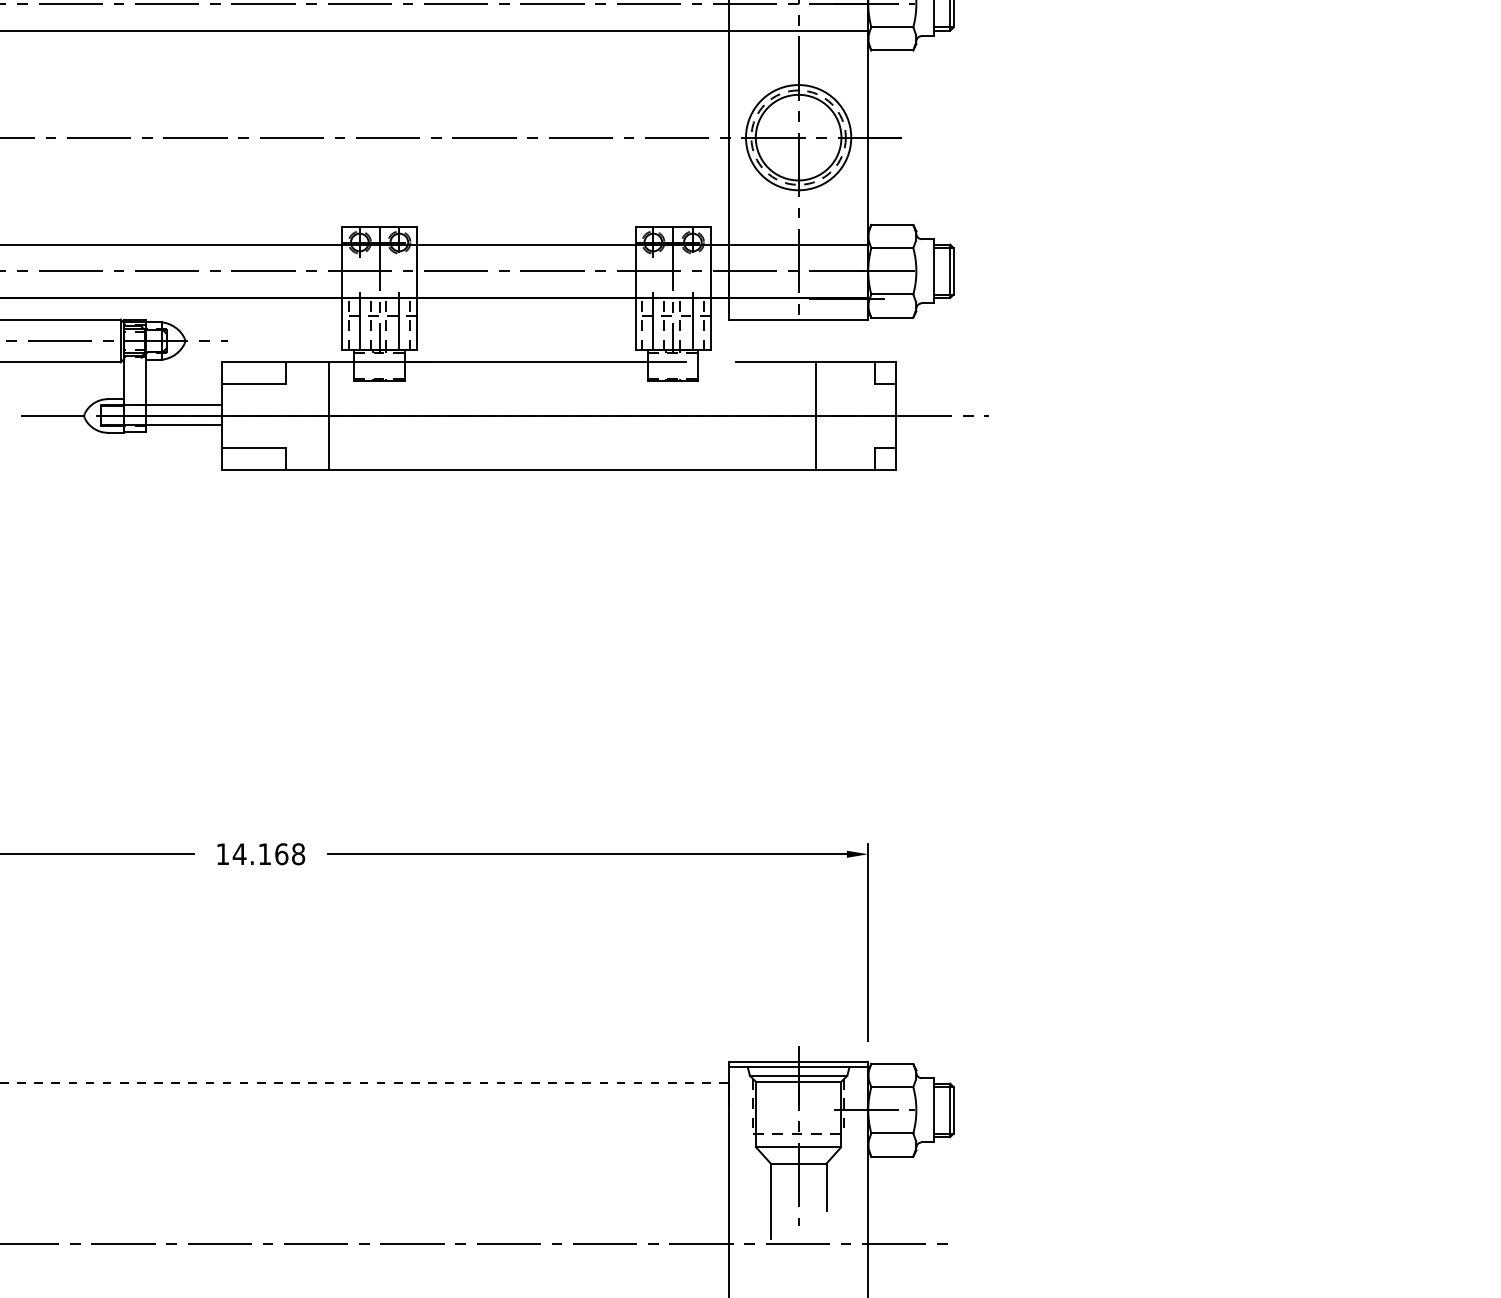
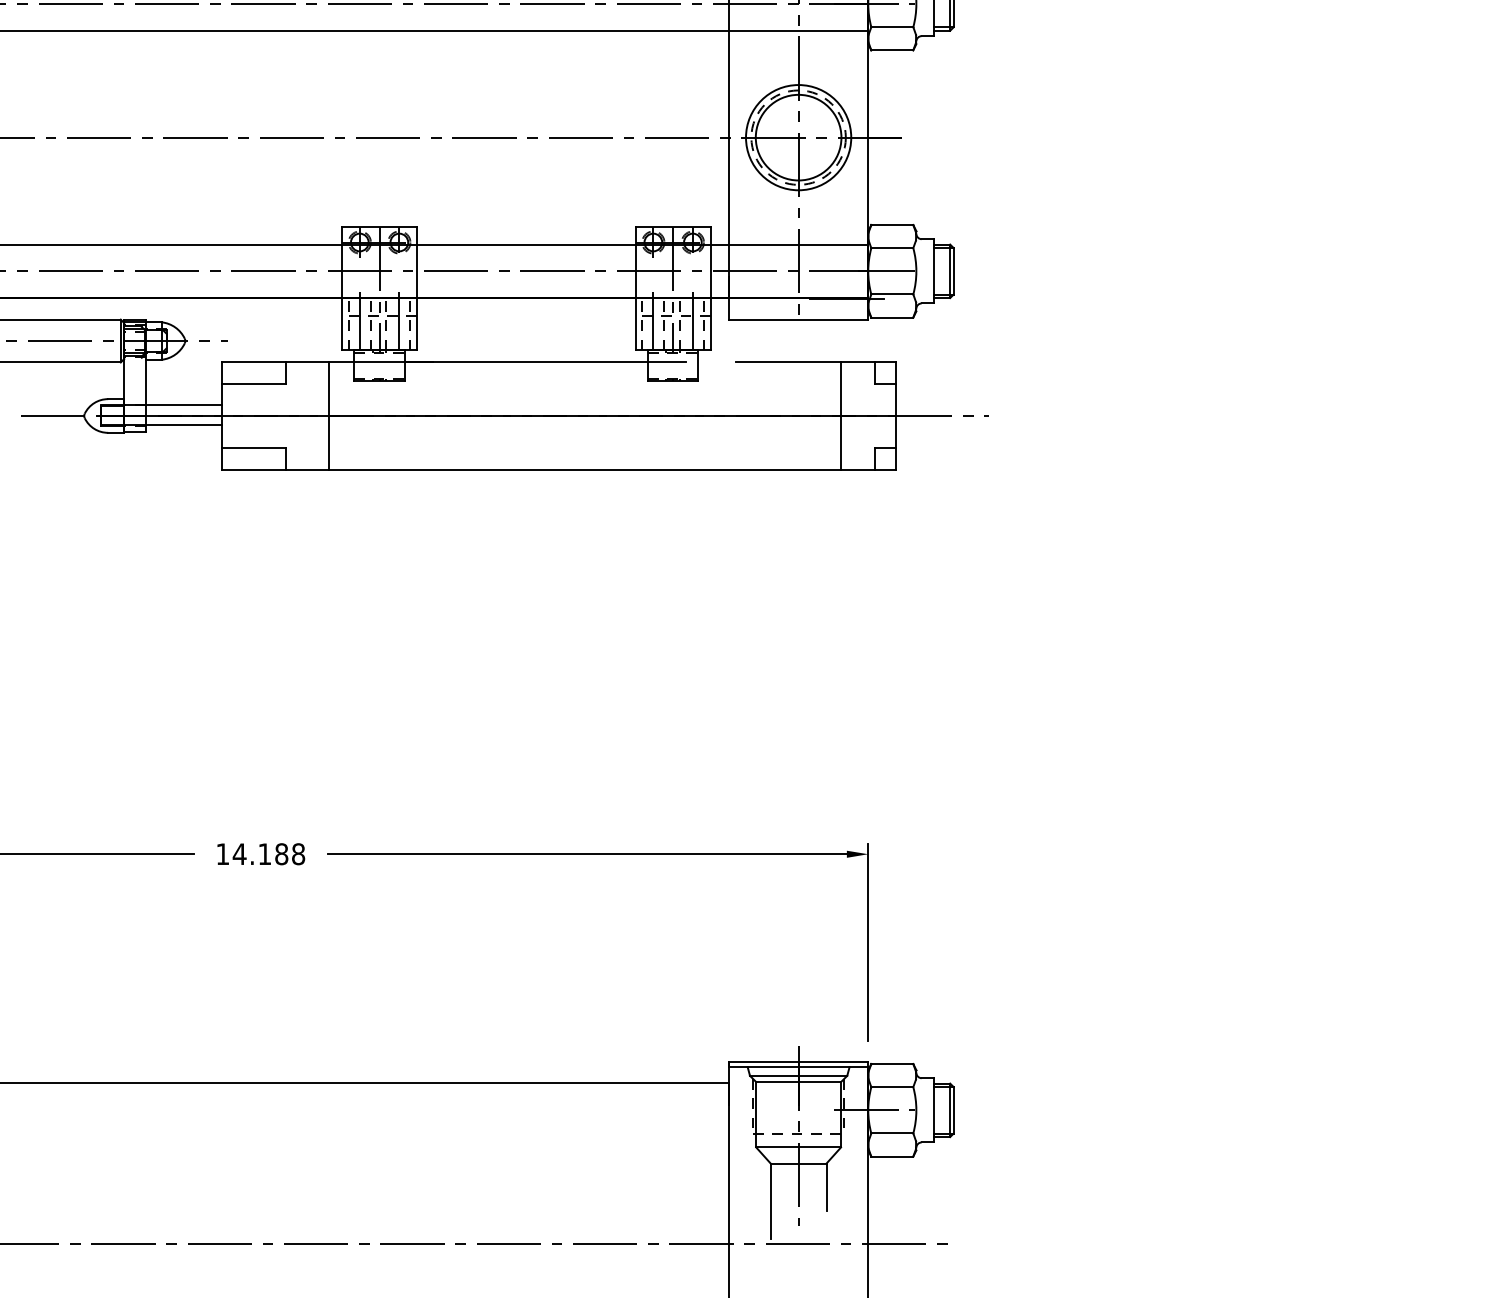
line position: (815, 415) -> (840, 415) (840, 415)
text: 14.168 -> 14.188 (281, 854)
line: dashed -> solid (365, 1083)
